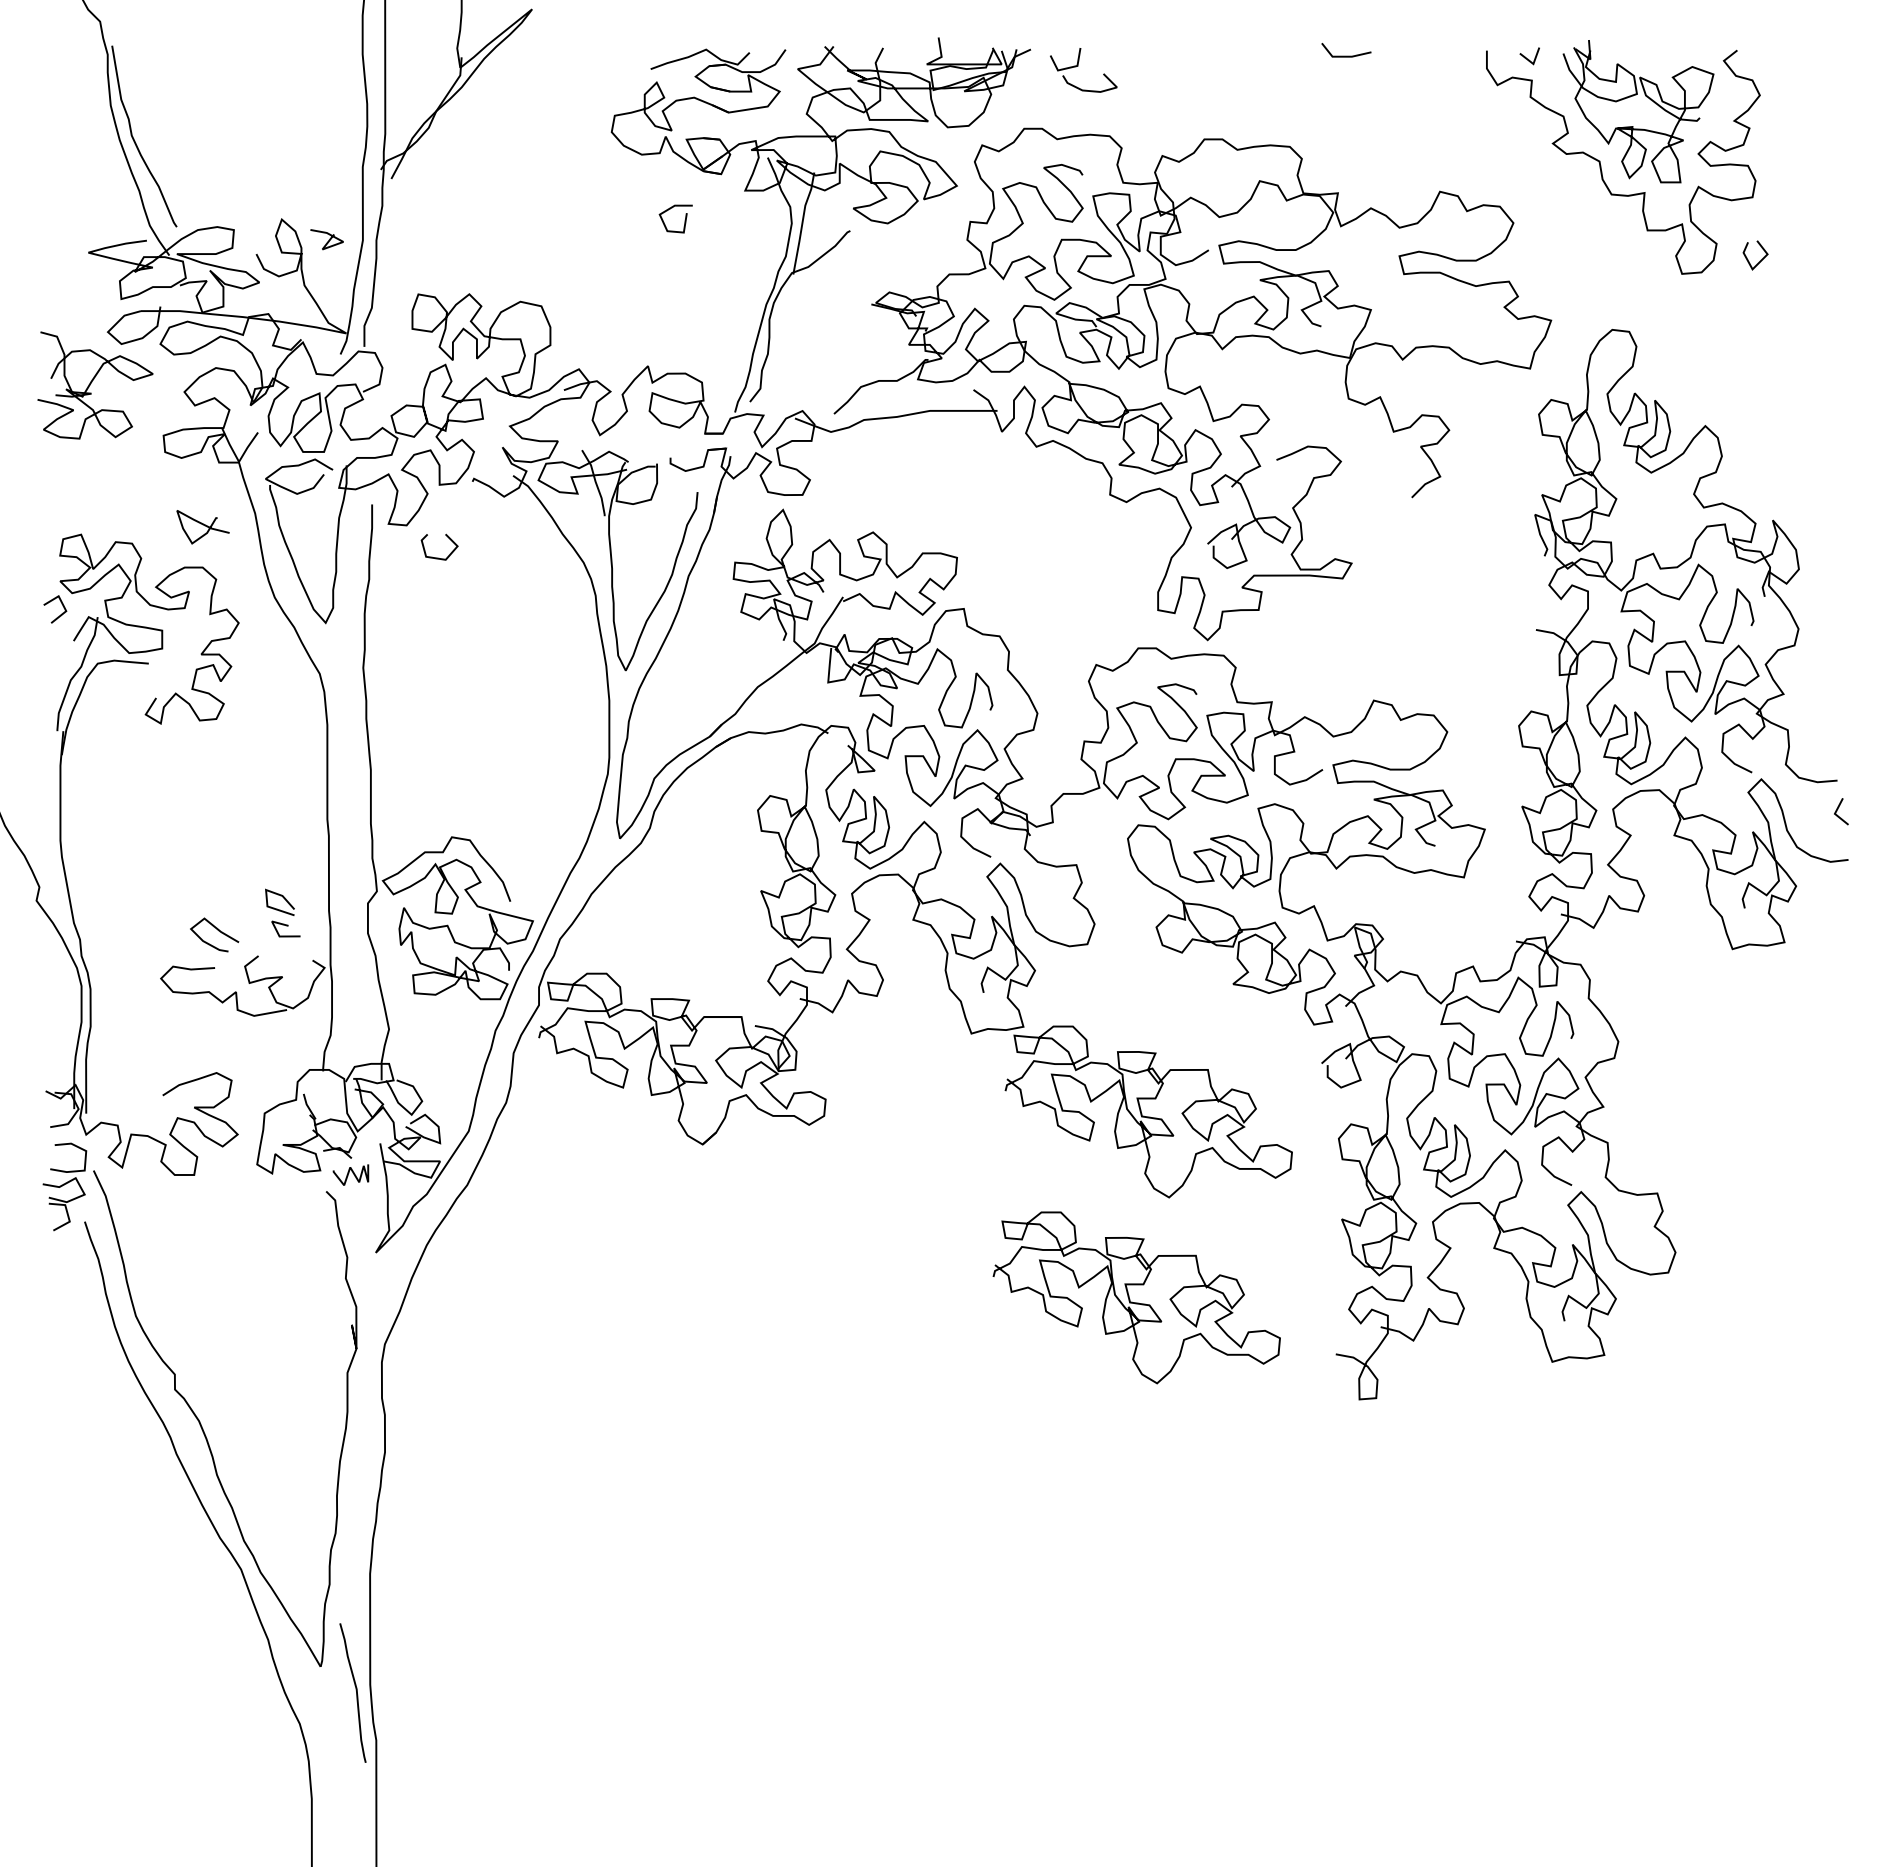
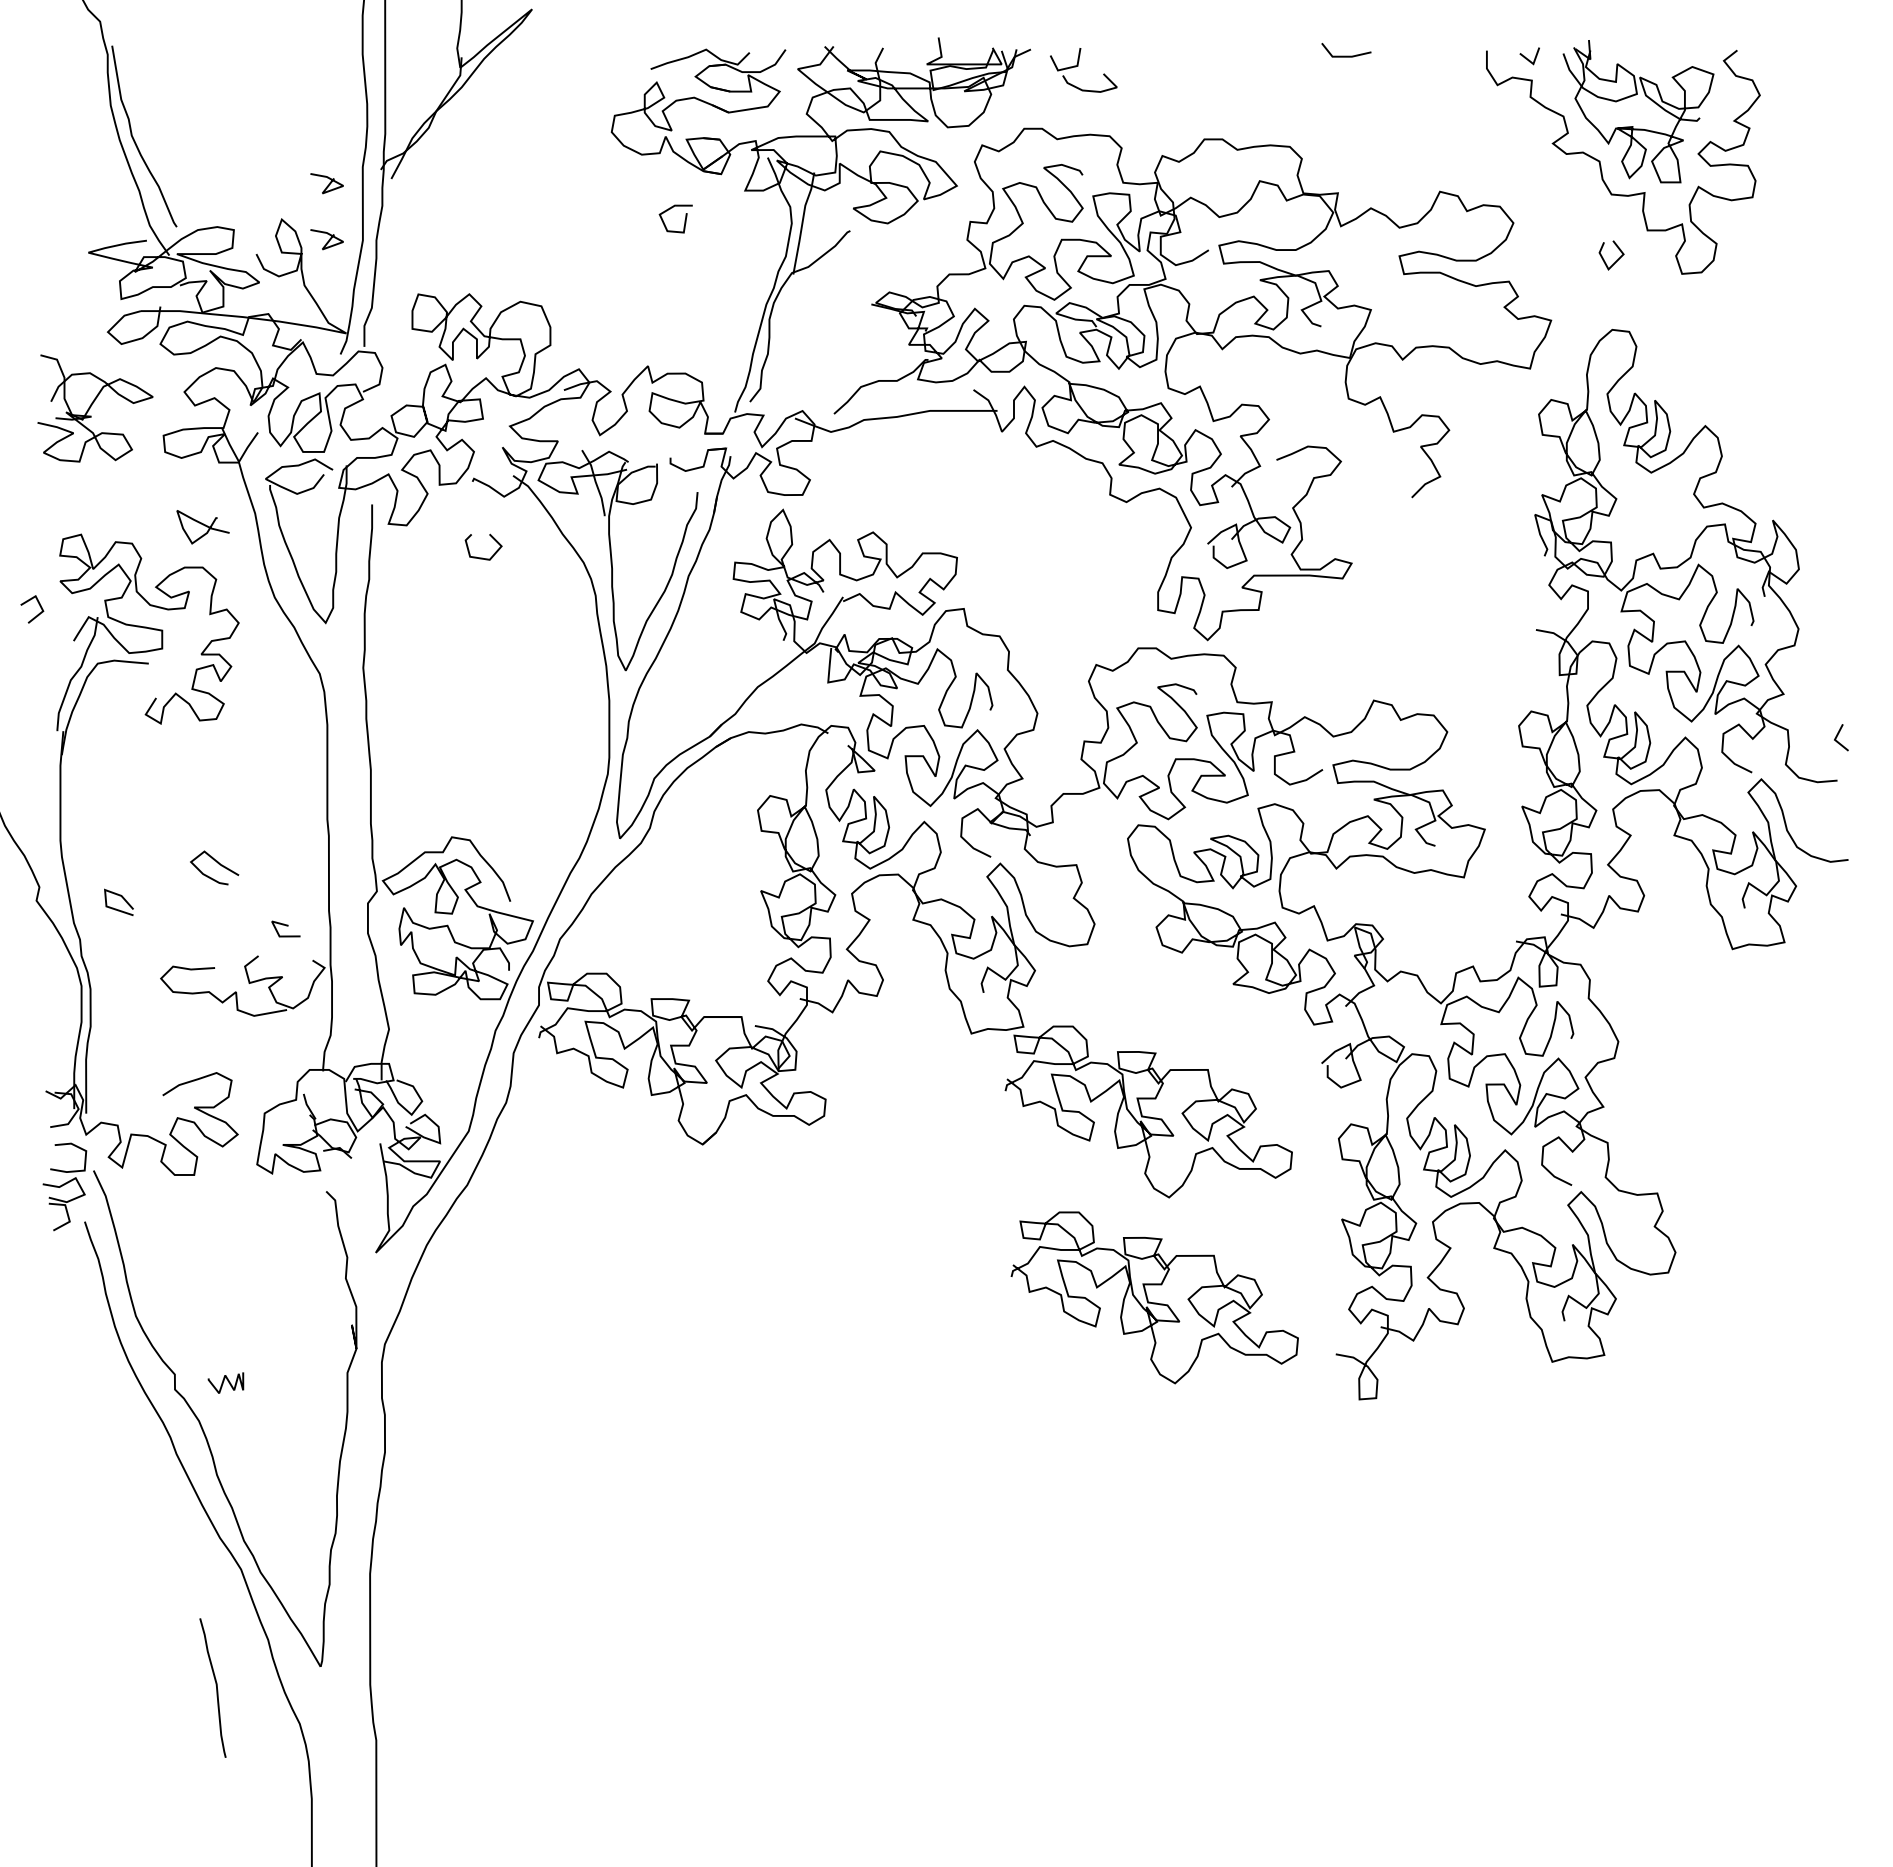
curve: none -> present (328, 184)
line position: (1760, 260) -> (1616, 260) (1616, 260)
part position: (95, 385) -> (95, 408) (95, 408)
curve position: (438, 557) -> (482, 557) (482, 557)
line position: (60, 614) -> (37, 614) (37, 614)
line position: (1838, 809) -> (1838, 735) (1838, 735)
line position: (282, 897) -> (121, 897) (121, 897)
curve position: (217, 930) -> (217, 863) (217, 863)
curve position: (349, 1173) -> (224, 1381) (224, 1381)
curve position: (1136, 1302) -> (1154, 1302) (1154, 1302)
curve position: (355, 1690) -> (215, 1685) (215, 1685)
